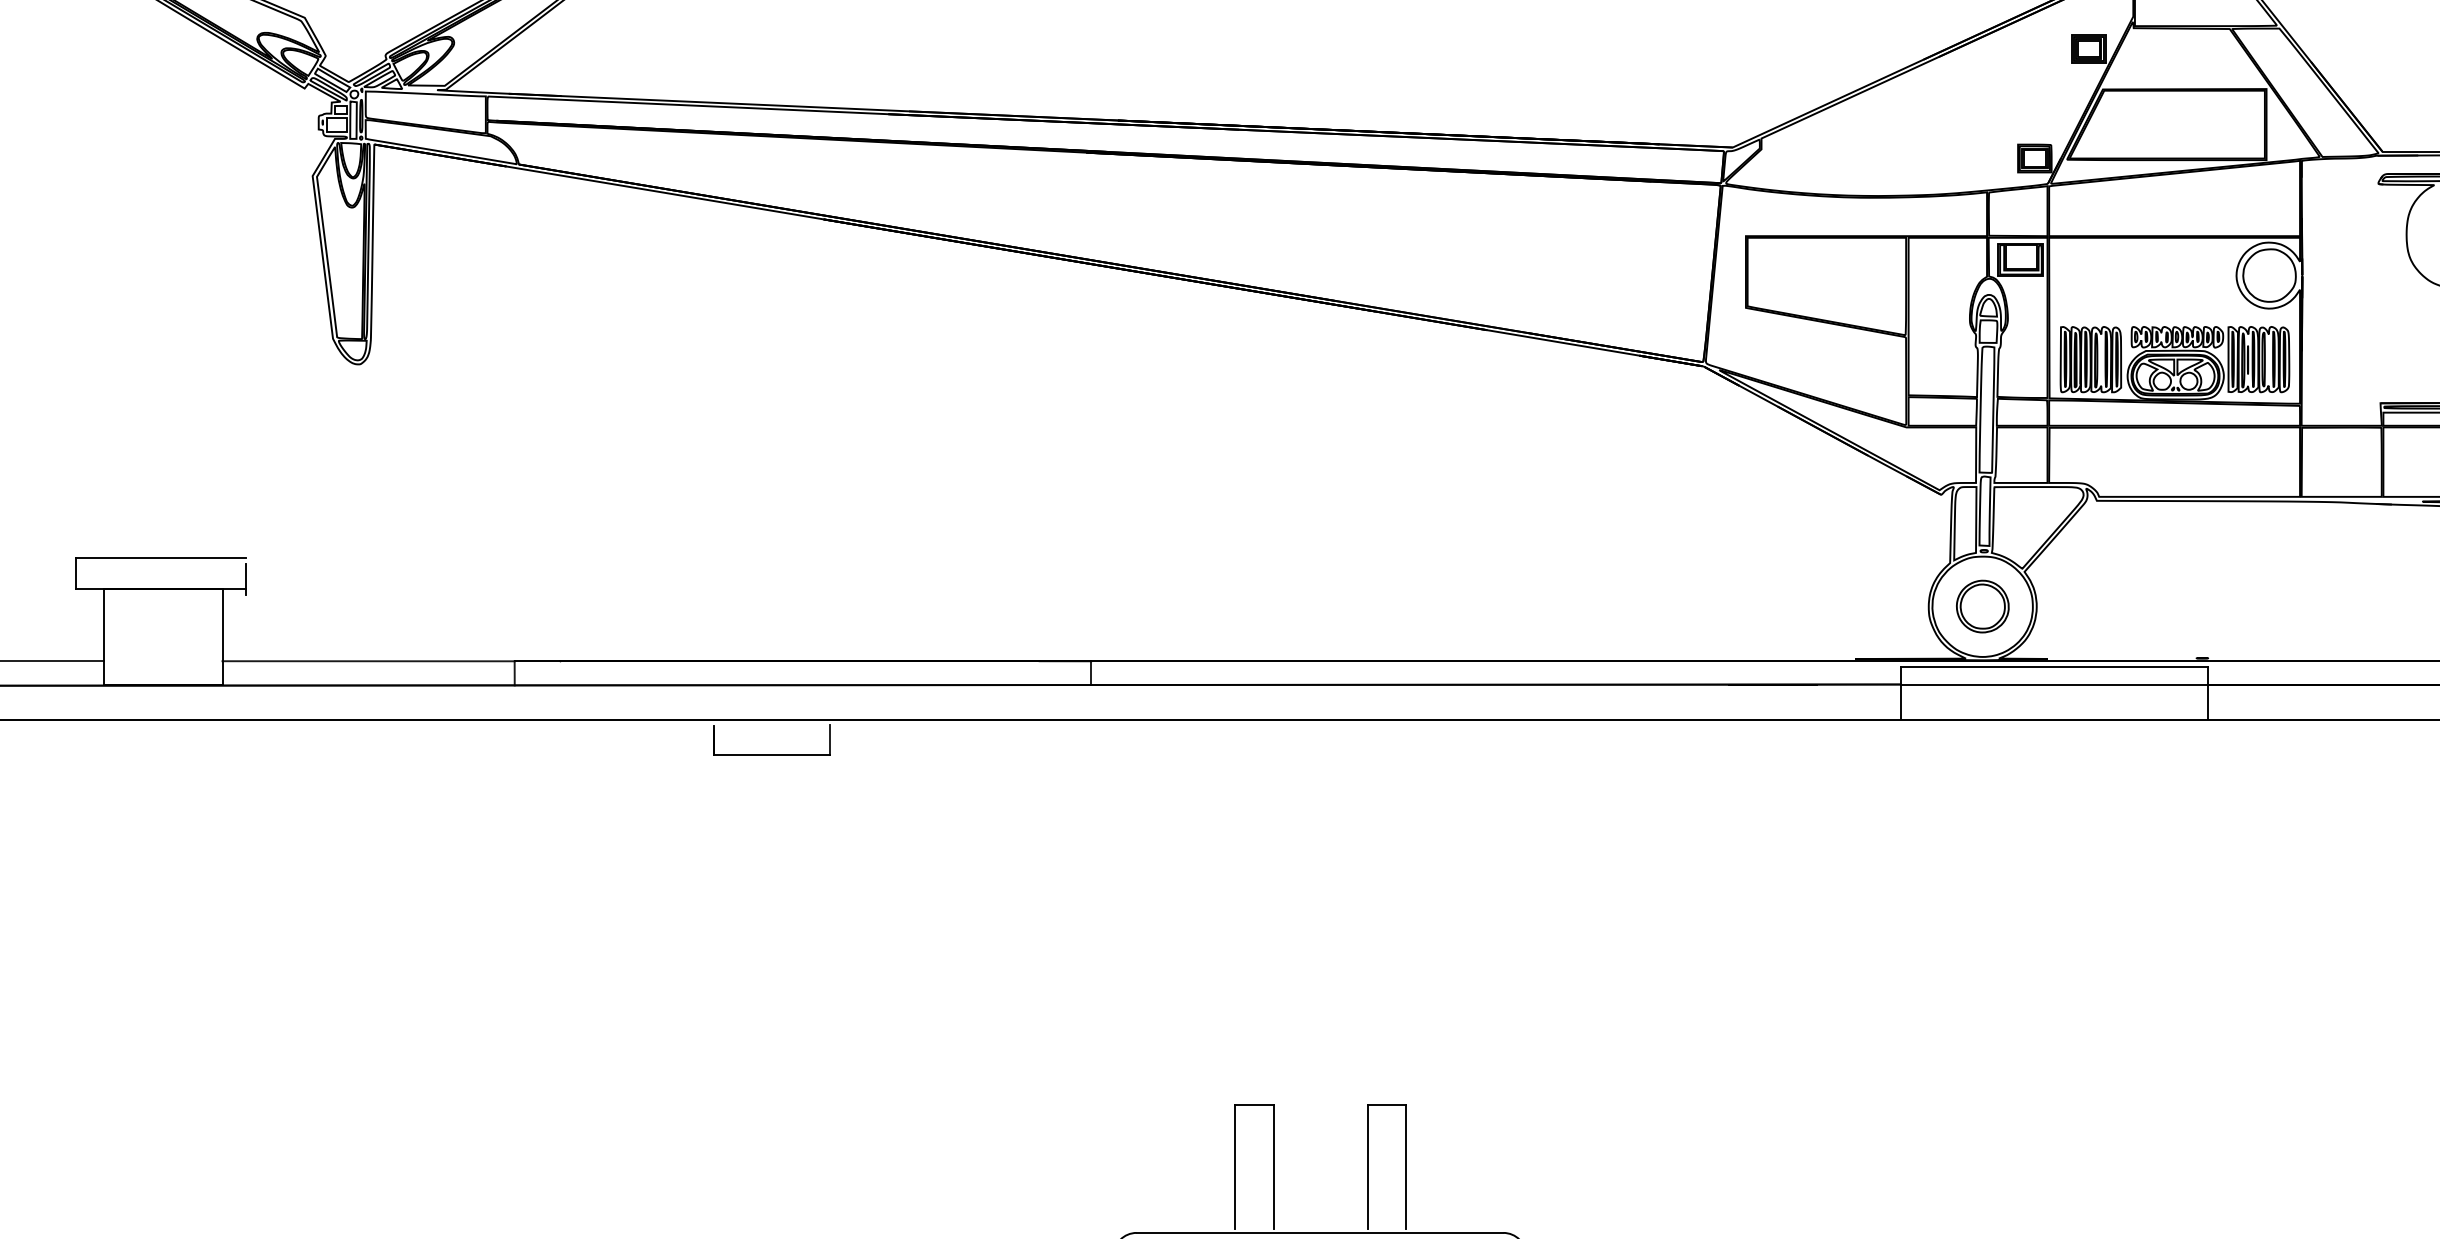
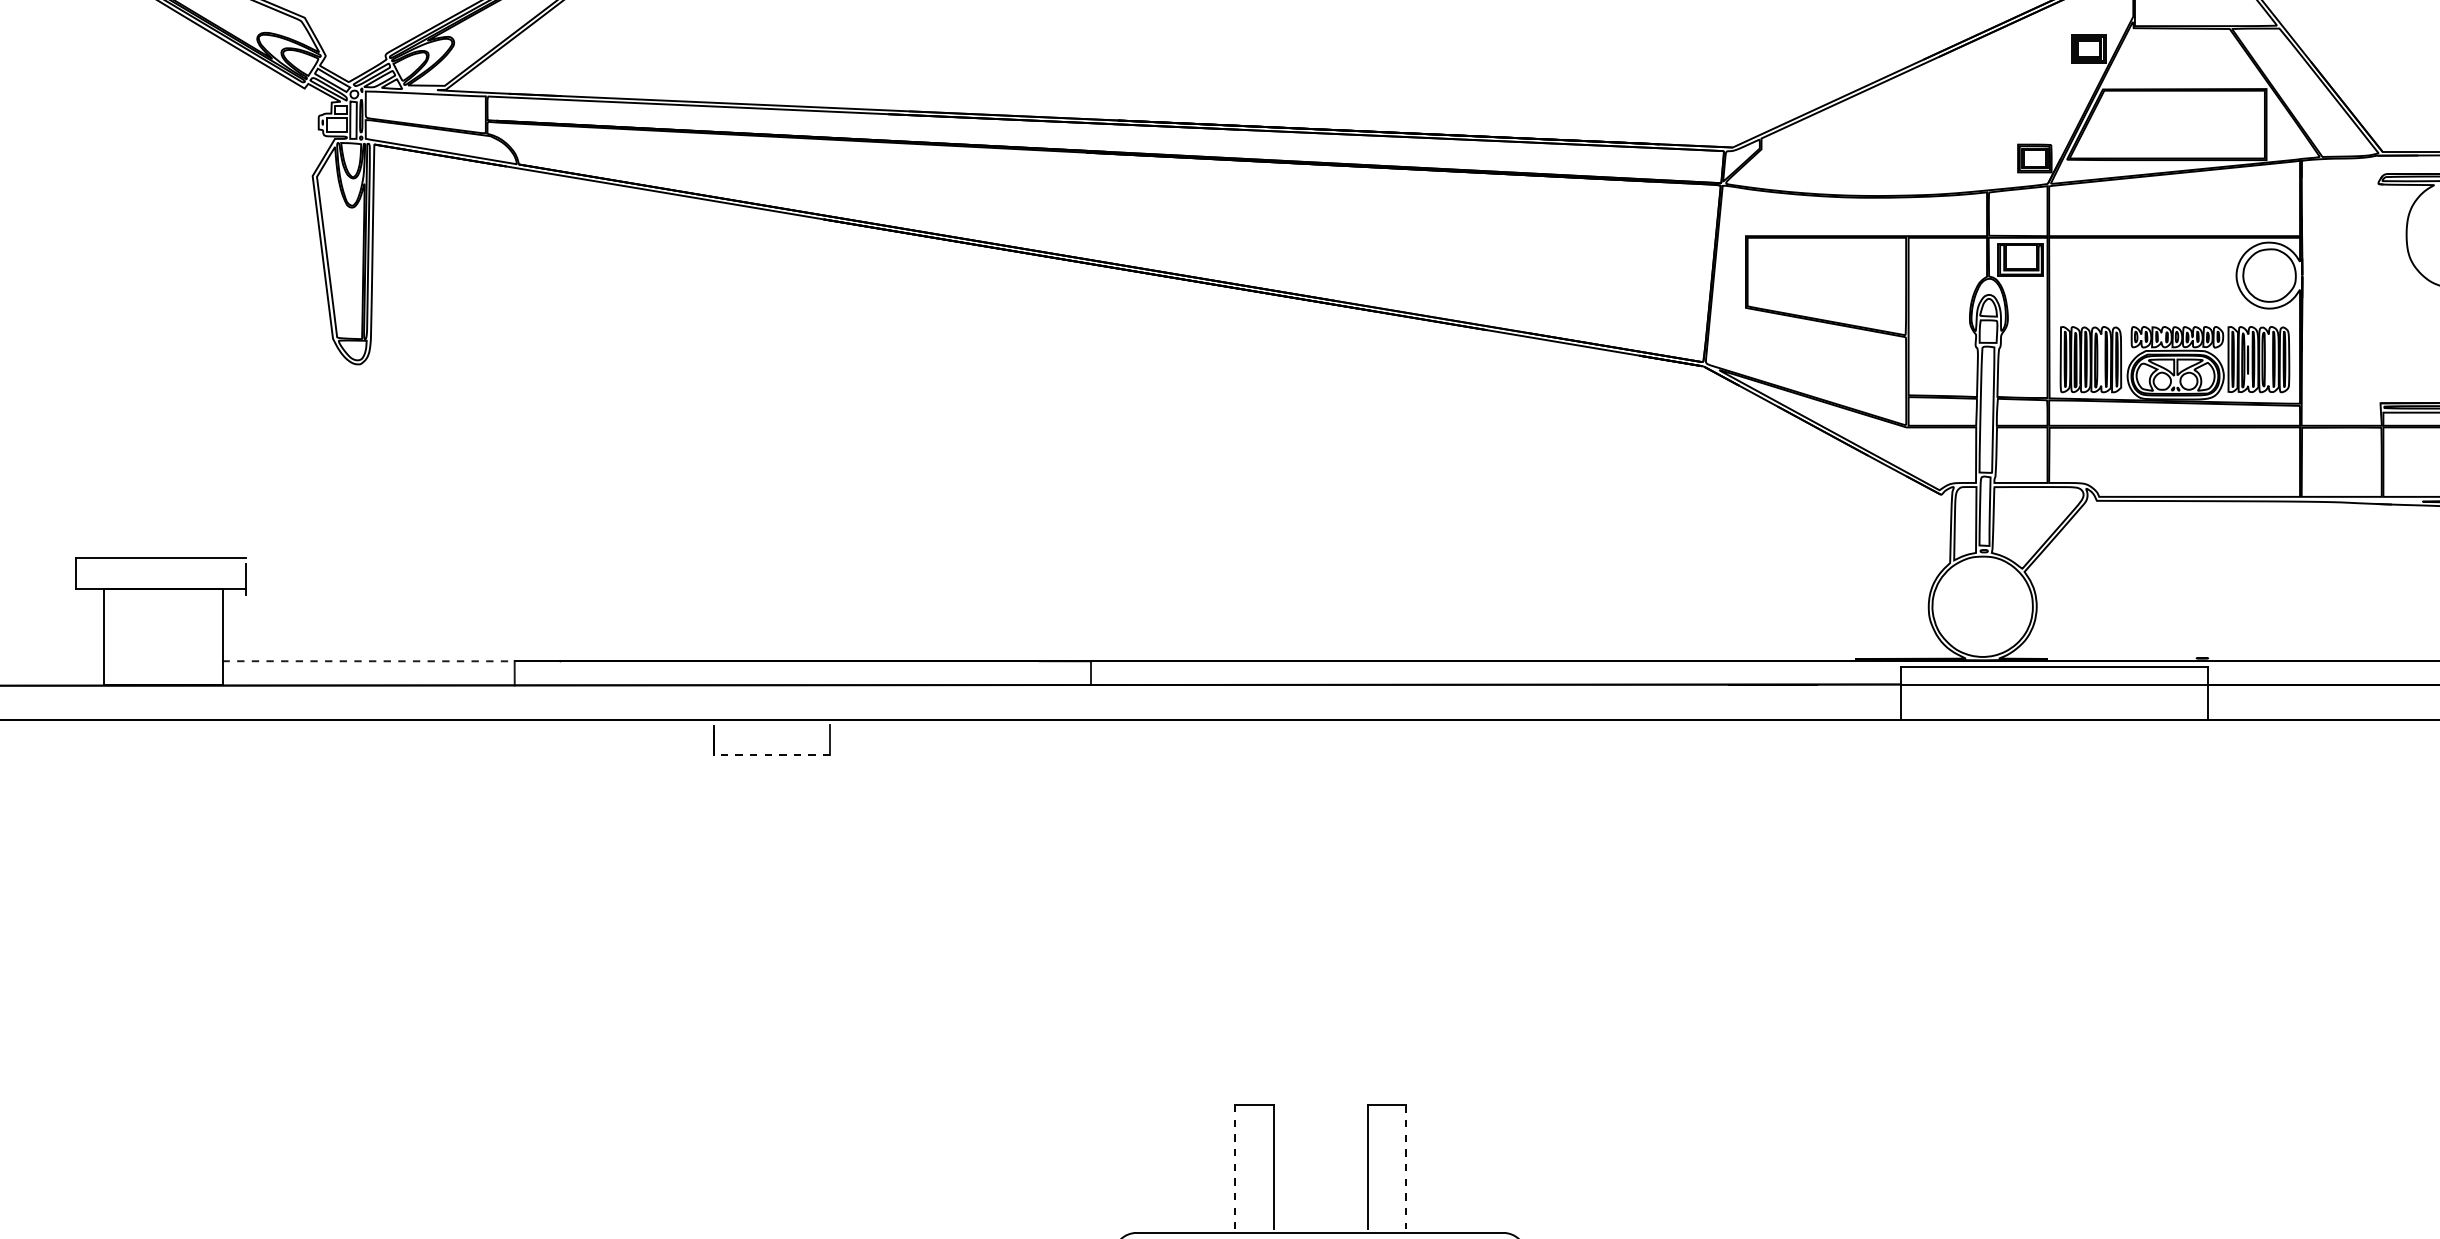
part: present -> none (1982, 606)
line: present -> none (52, 661)
line: solid -> dashed (369, 661)
line: solid -> dashed (771, 754)
line: solid -> dashed (1235, 1167)
line: solid -> dashed (1406, 1167)
